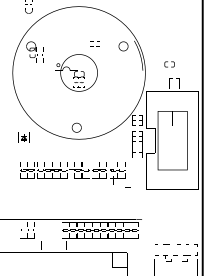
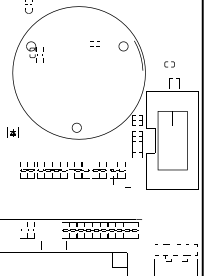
part: present -> none (76, 72)
part position: (23, 137) -> (12, 132) (12, 132)
